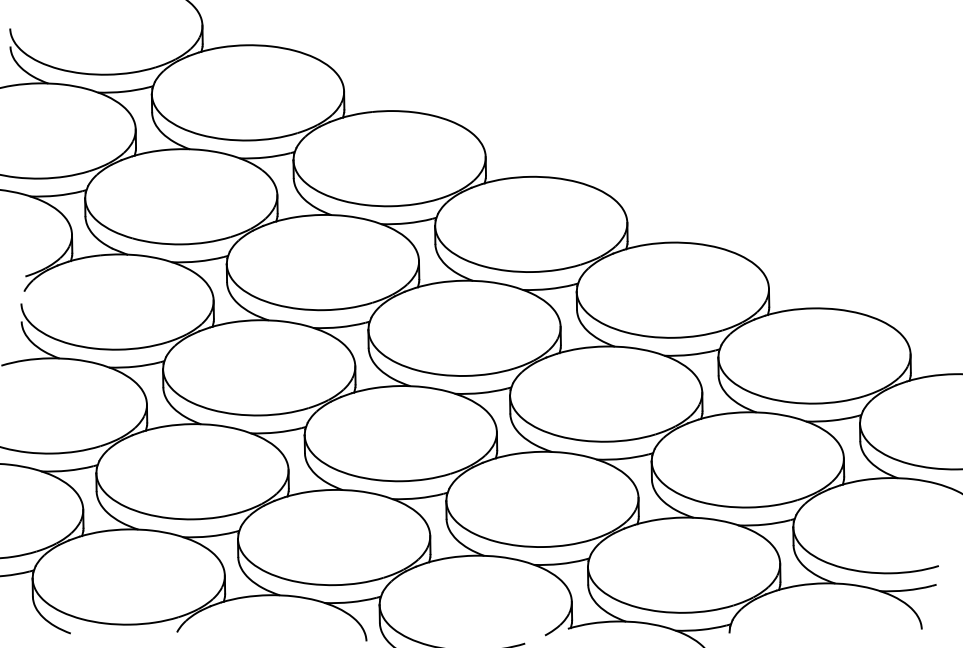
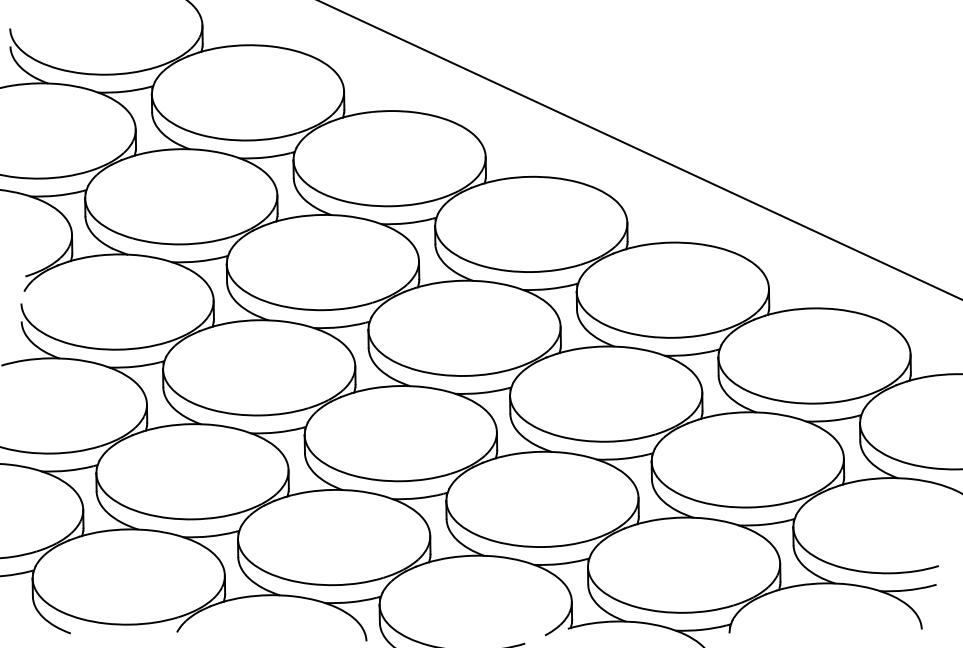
line: none -> present (640, 150)
